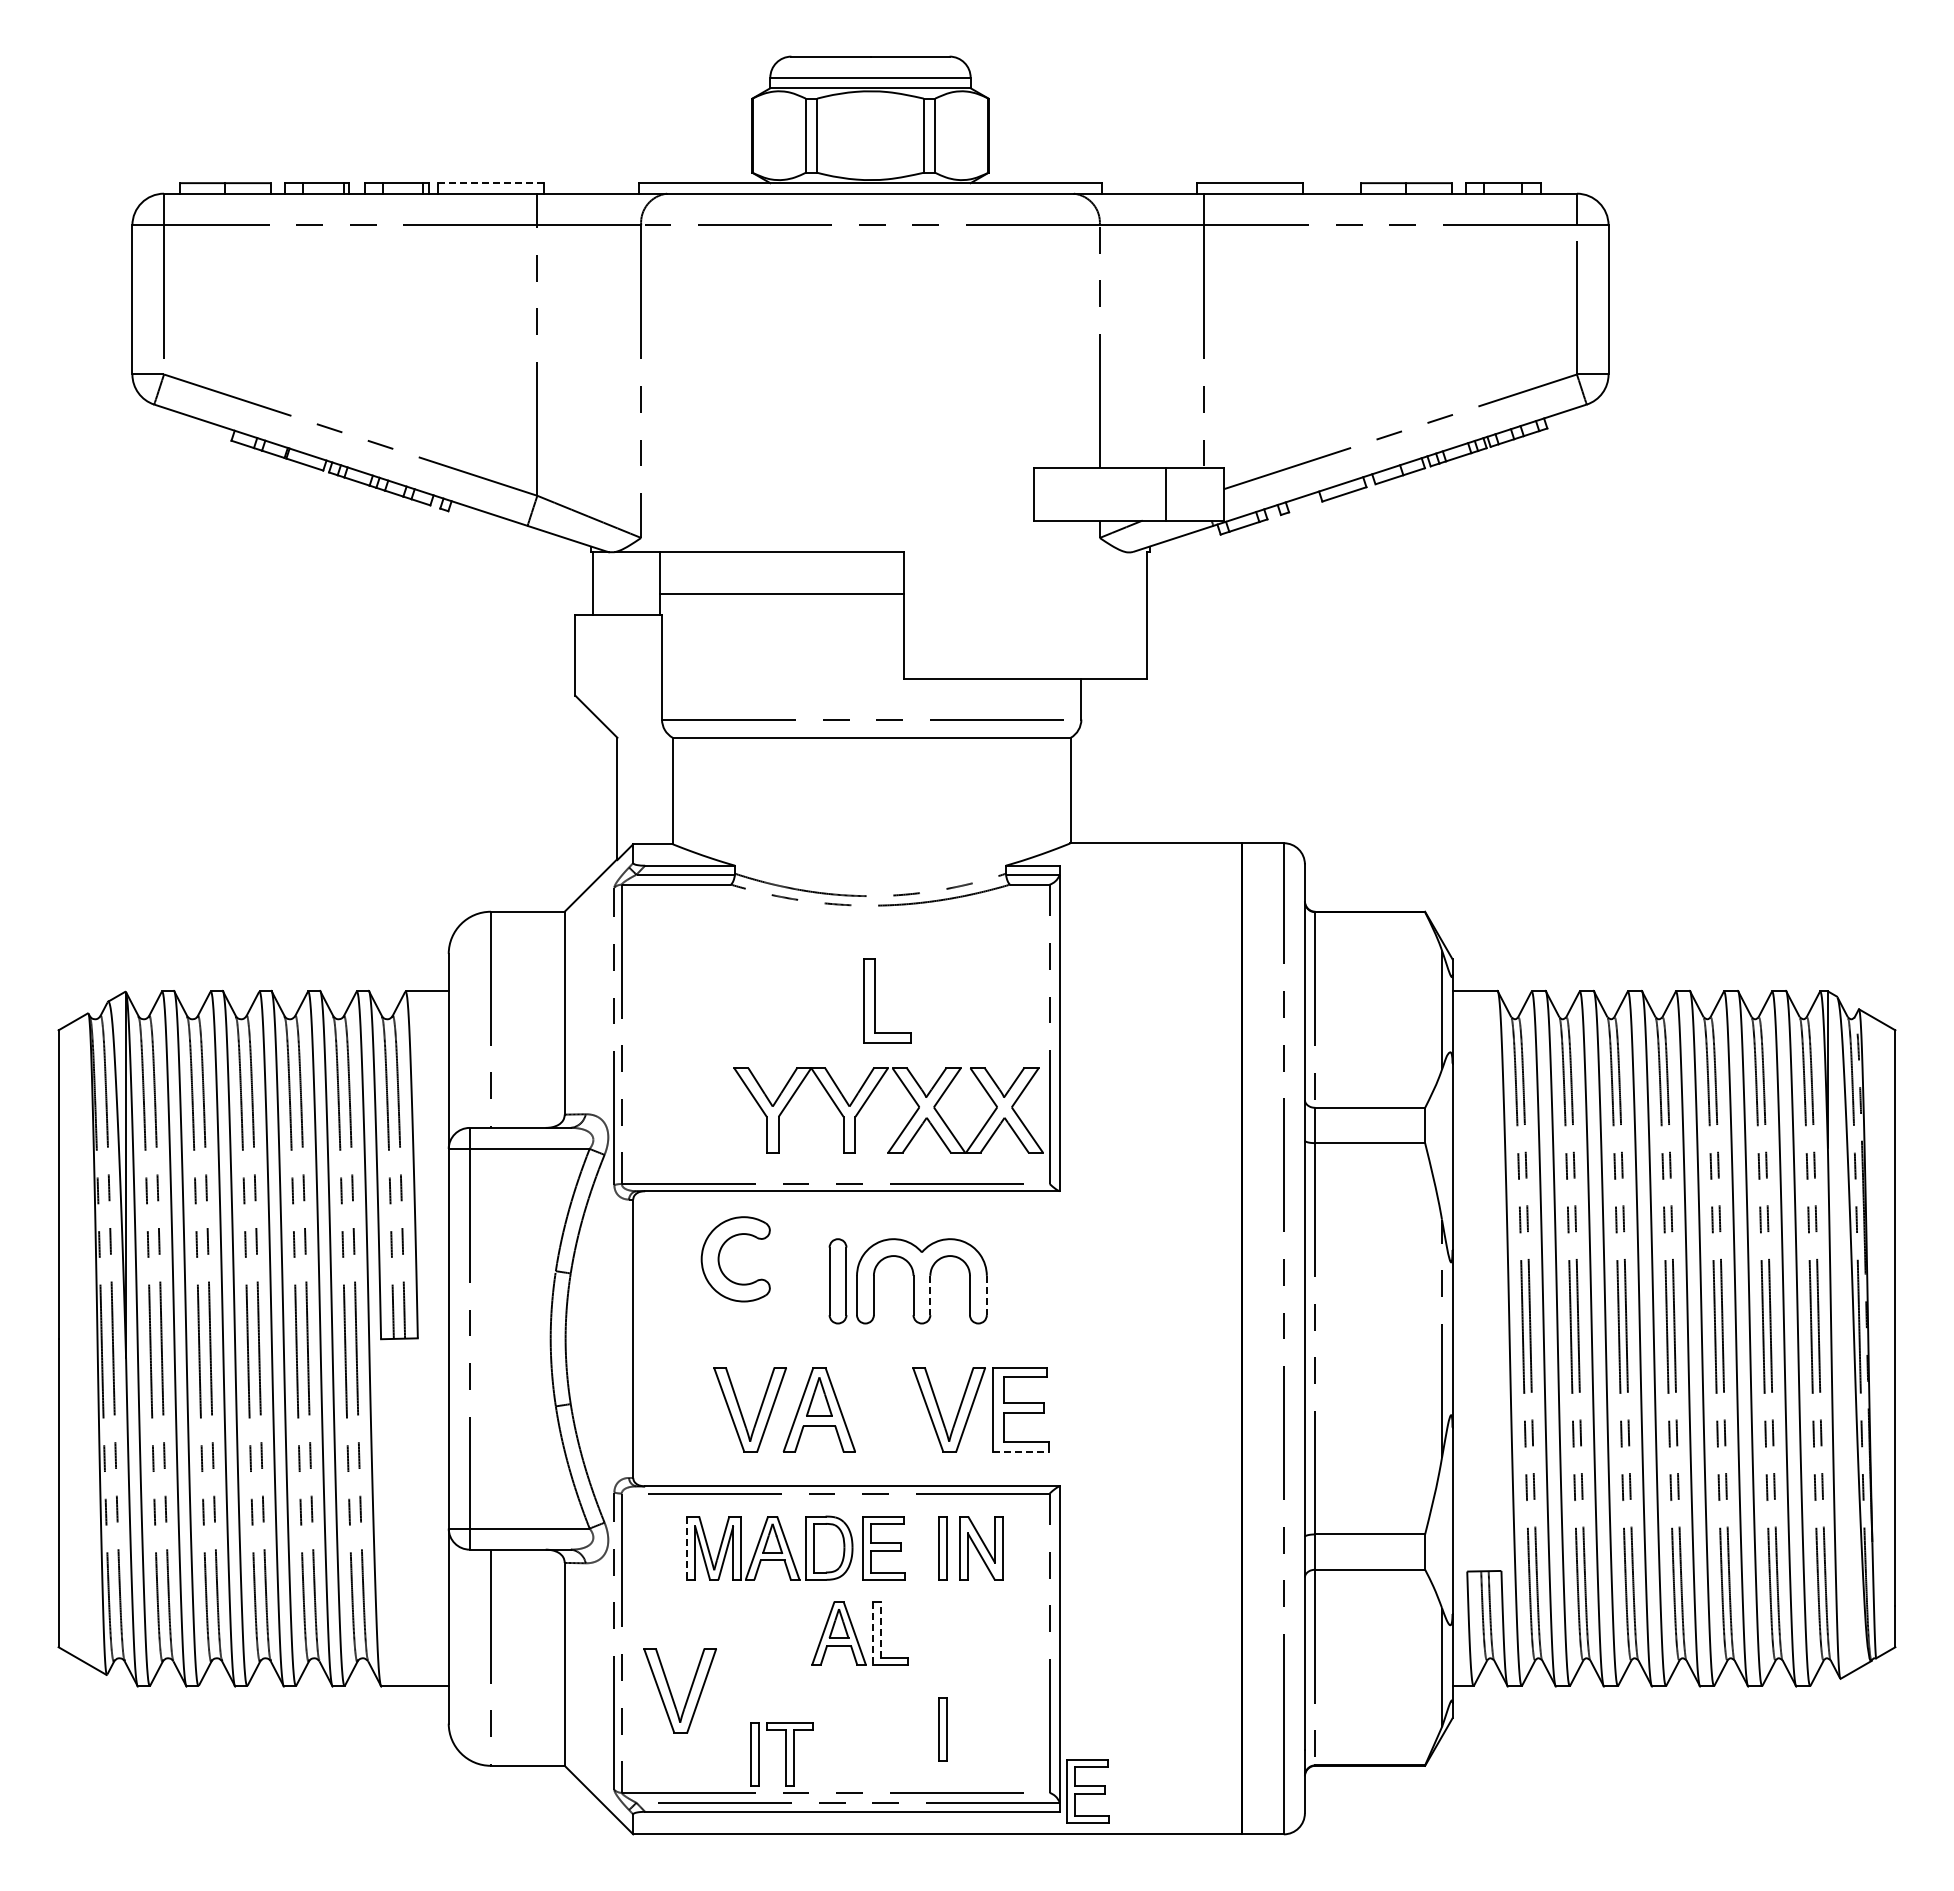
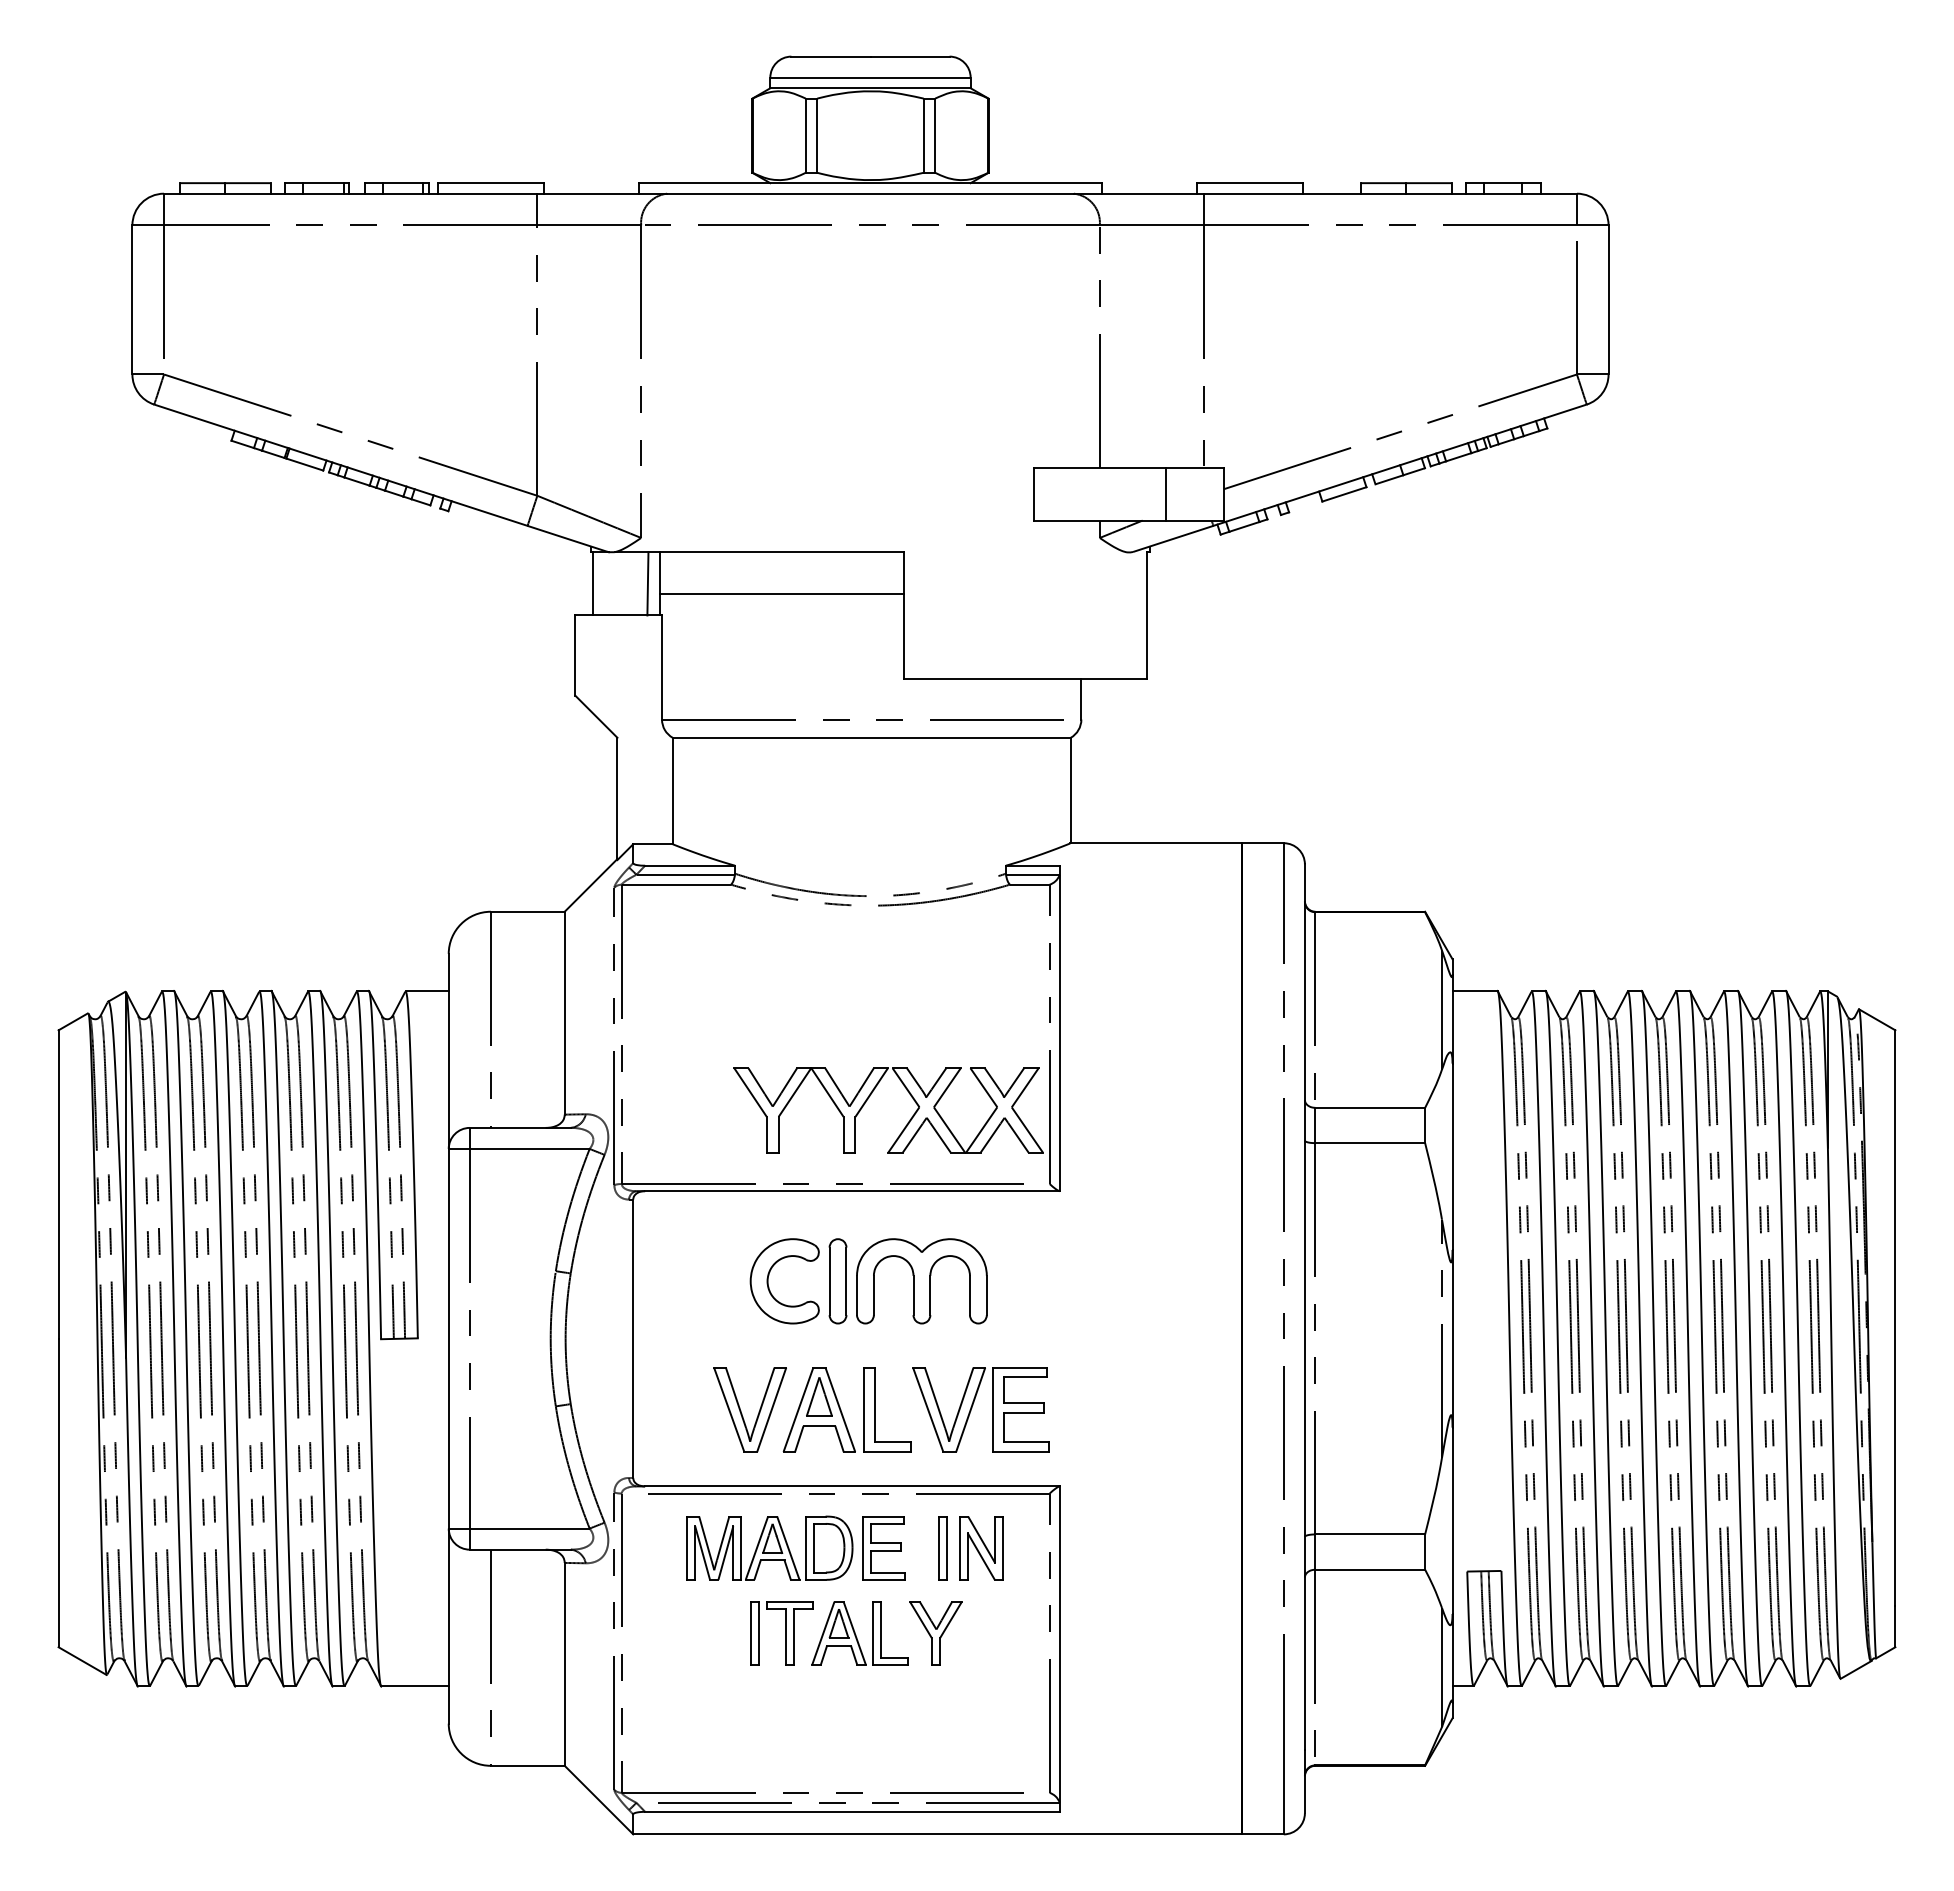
line: dashed -> solid (490, 183)
line: none -> present (647, 583)
part position: (875, 1000) -> (875, 1409) (875, 1409)
part position: (719, 1259) -> (768, 1281) (768, 1281)
line: dashed -> solid (930, 1295)
line: dashed -> solid (986, 1295)
line: dashed -> solid (1021, 1452)
line: dashed -> solid (687, 1548)
line: dashed -> solid (880, 1629)
line: dashed -> solid (872, 1633)
part: none -> present (935, 1633)
part: present -> none (671, 1691)
part: present -> none (942, 1729)
part position: (781, 1754) -> (781, 1633) (781, 1633)
part: present -> none (1087, 1791)
